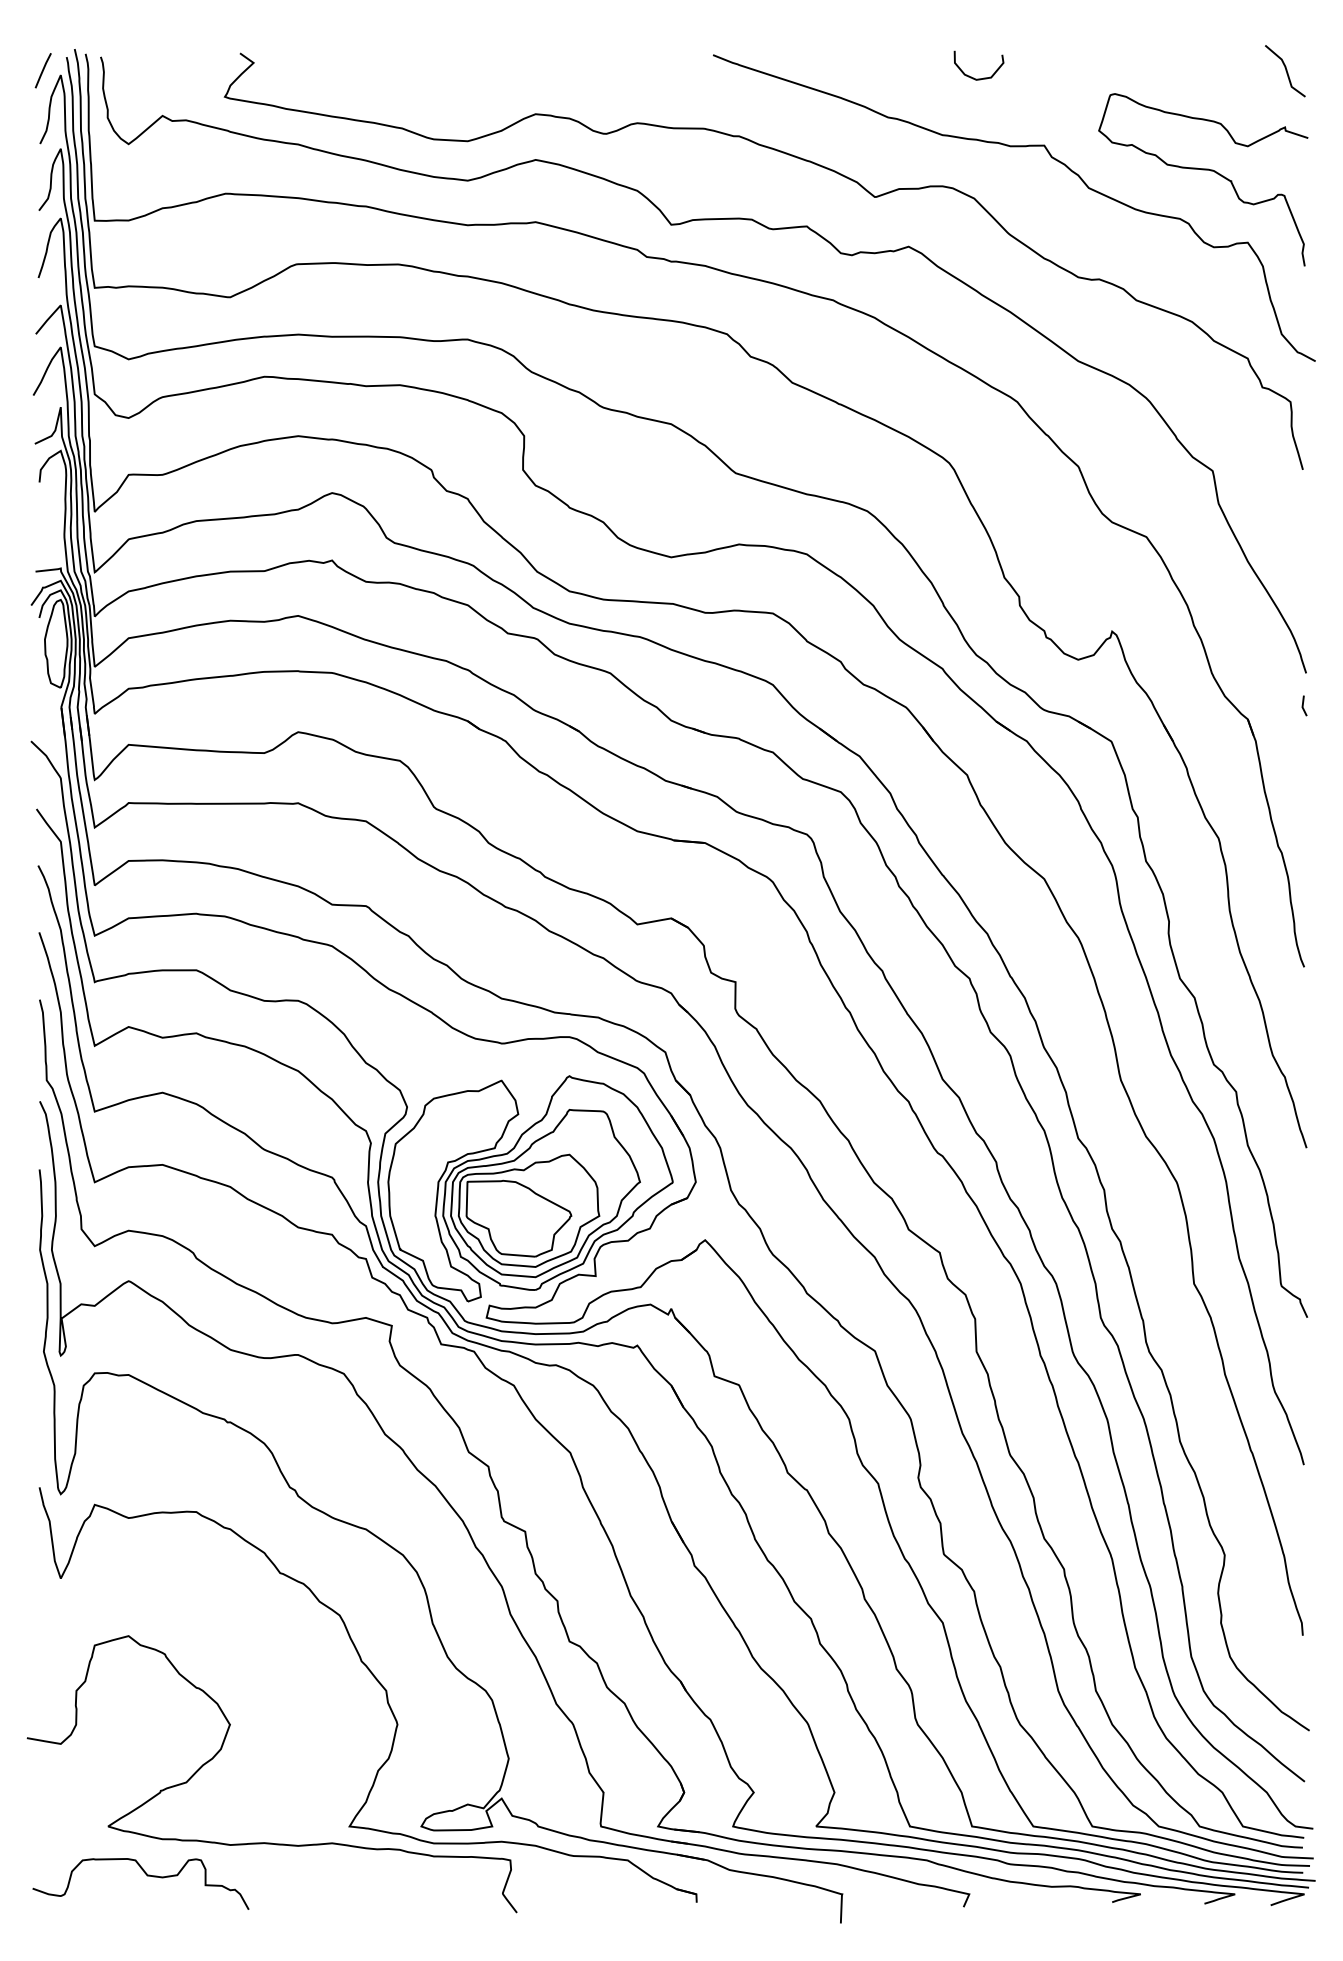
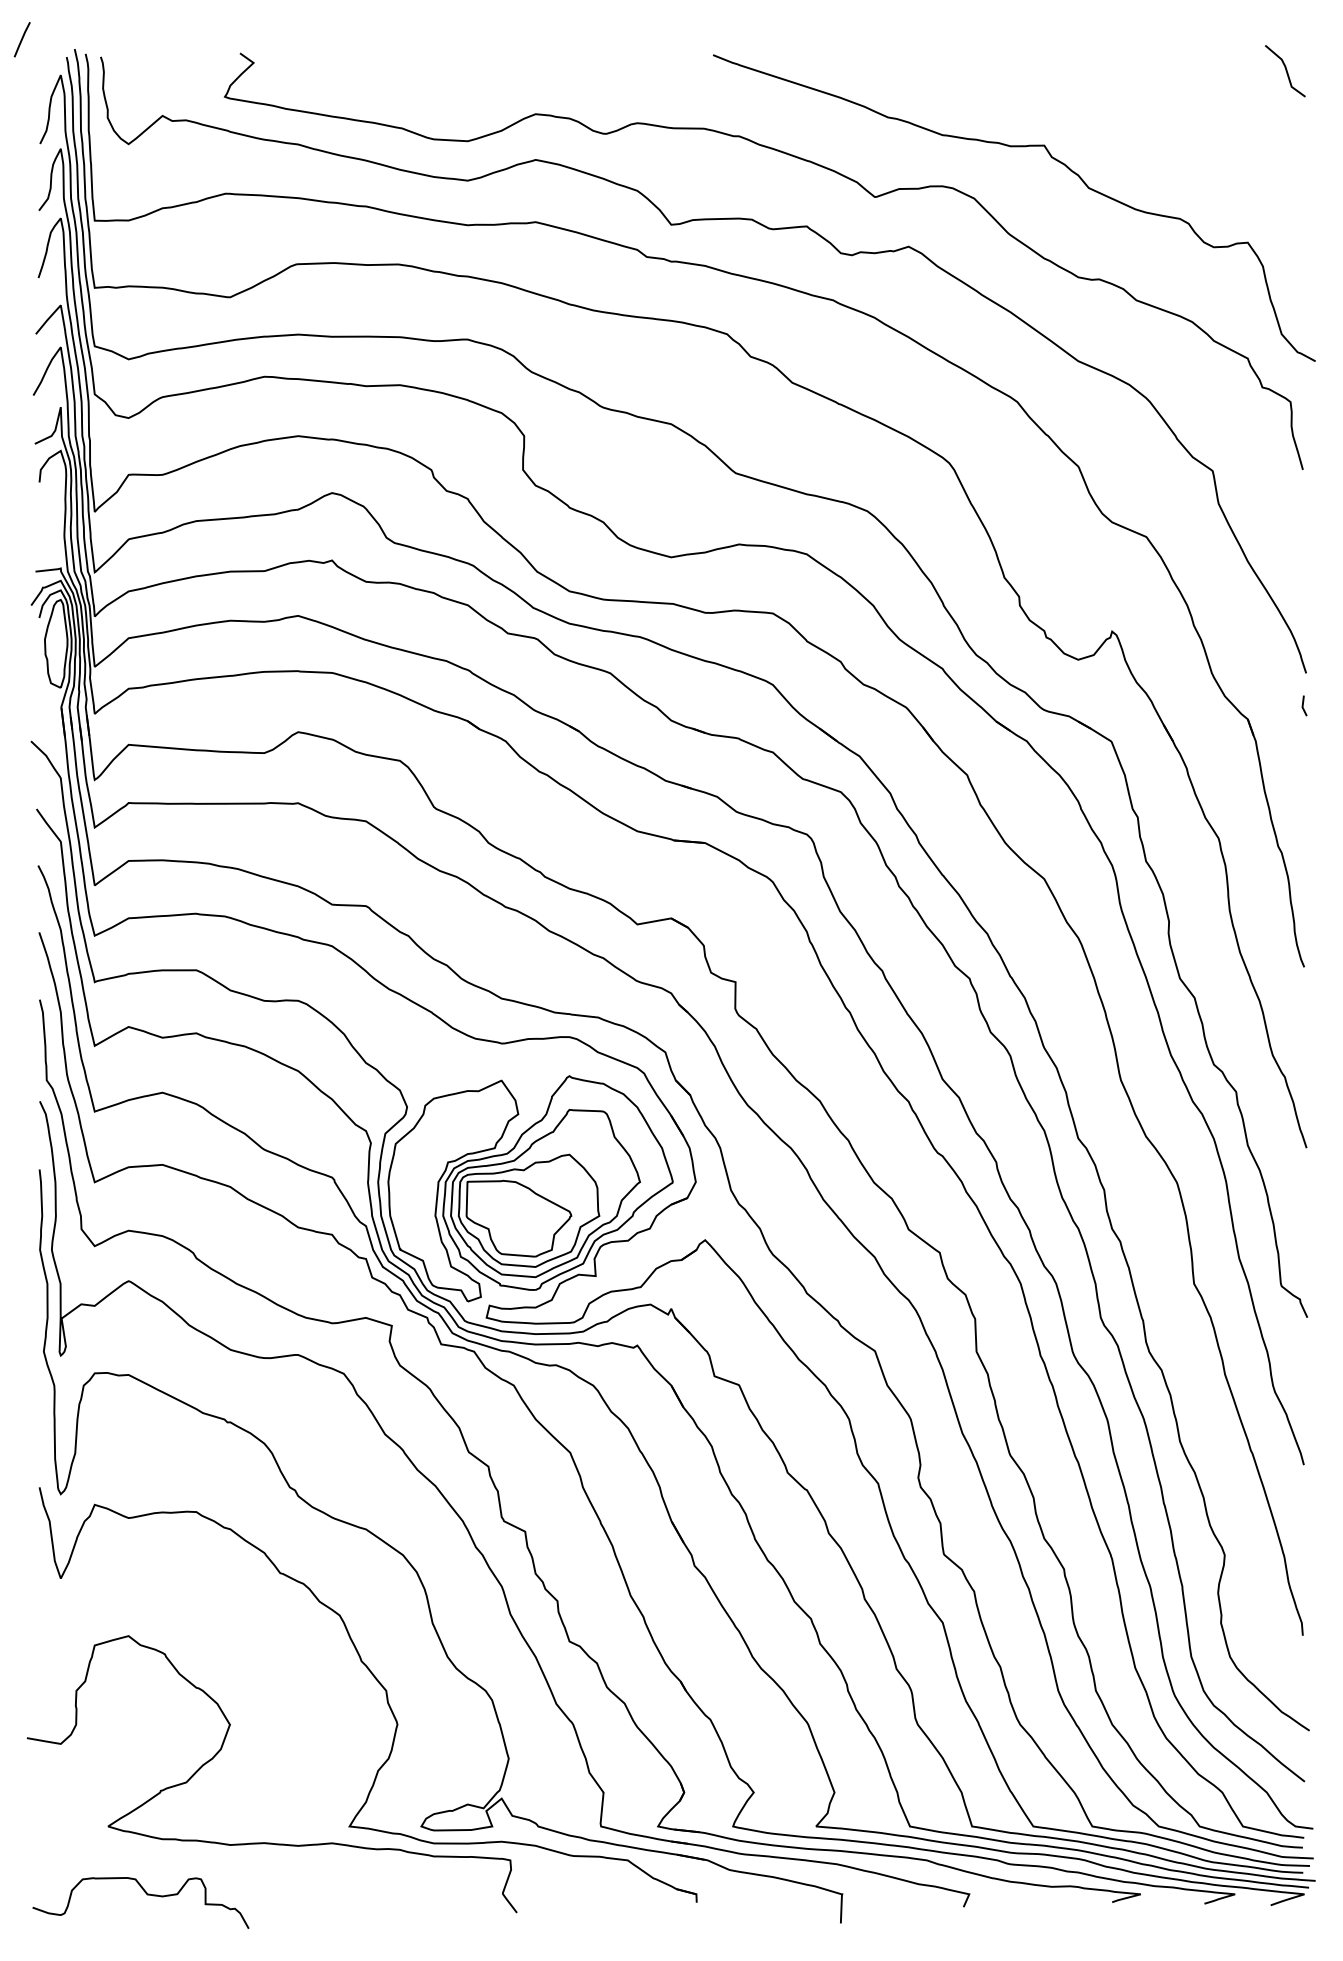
line position: (42, 70) -> (21, 39) (21, 39)
curve: present -> none (973, 77)
curve: present -> none (1203, 170)
curve position: (147, 1876) -> (147, 1895) (147, 1895)
